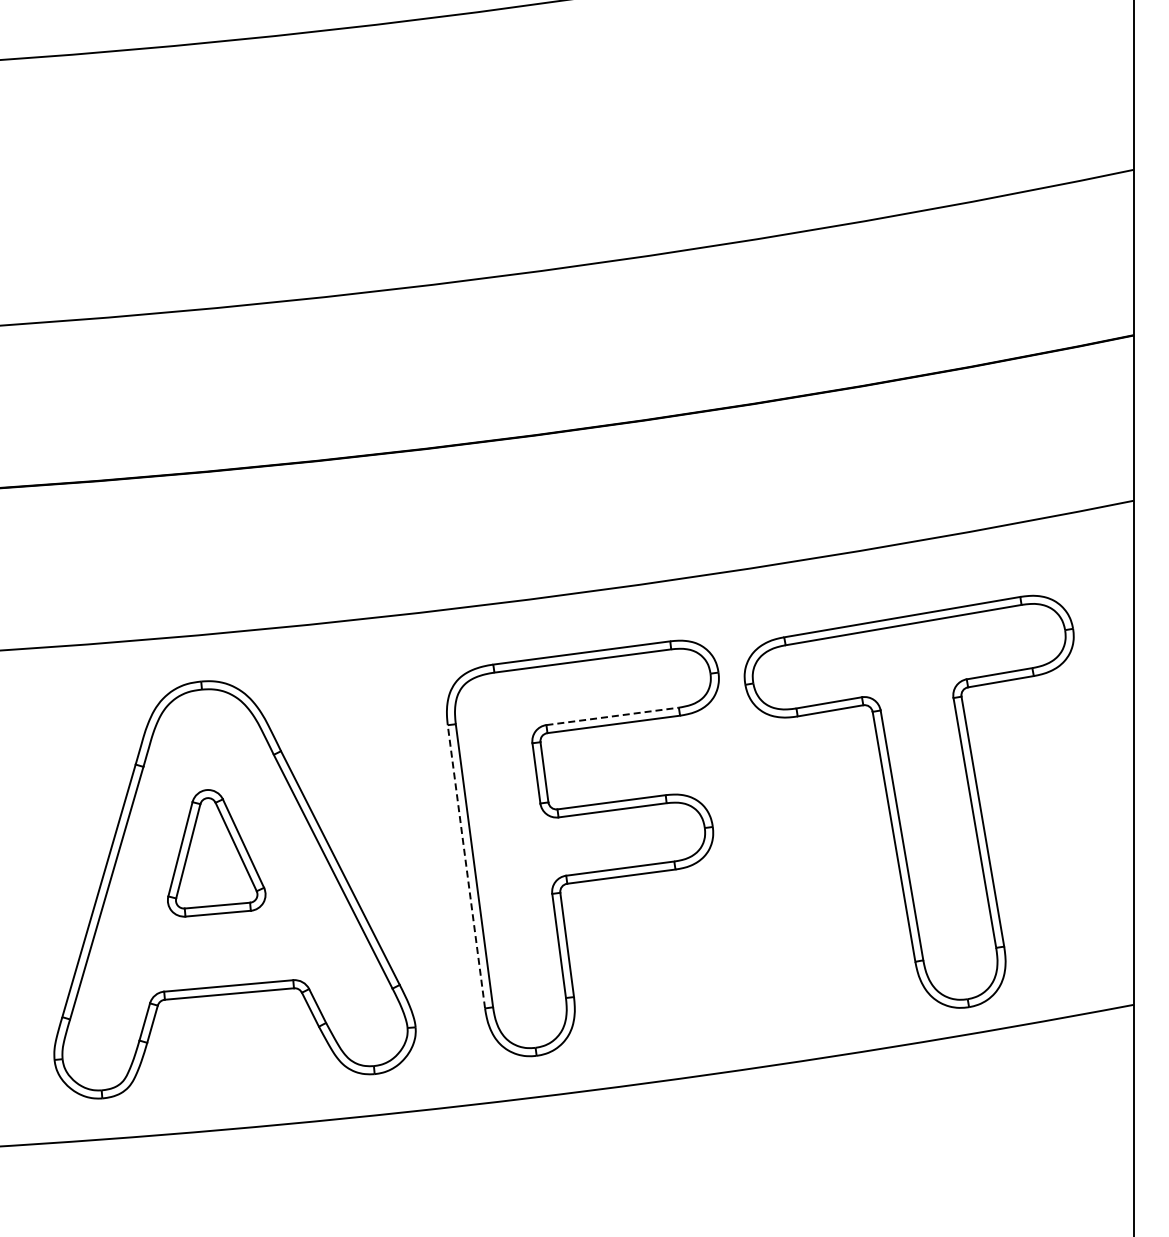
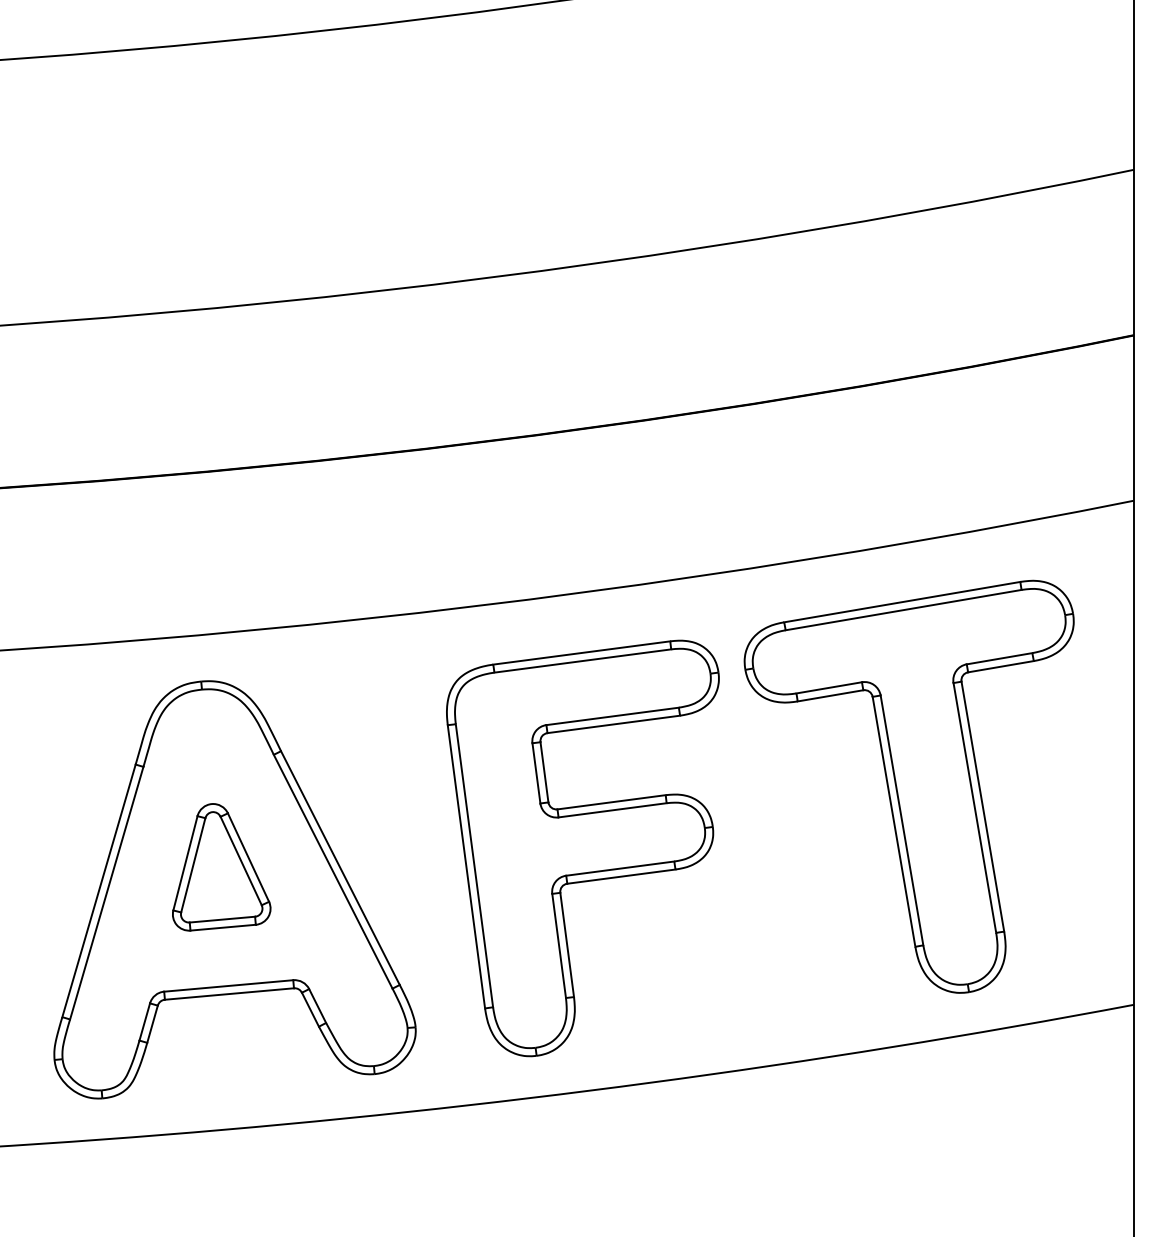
line: dashed -> solid (612, 716)
part position: (908, 801) -> (908, 786) (908, 786)
part position: (216, 853) -> (221, 867) (221, 867)
line: dashed -> solid (466, 866)
